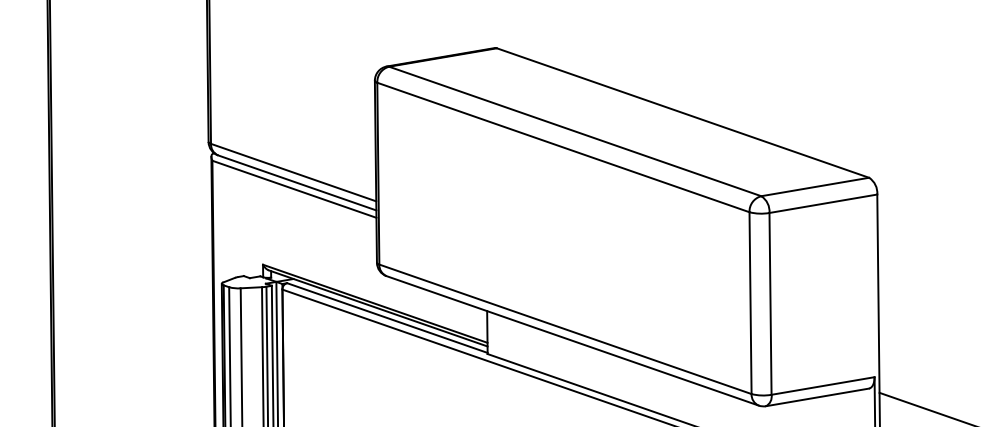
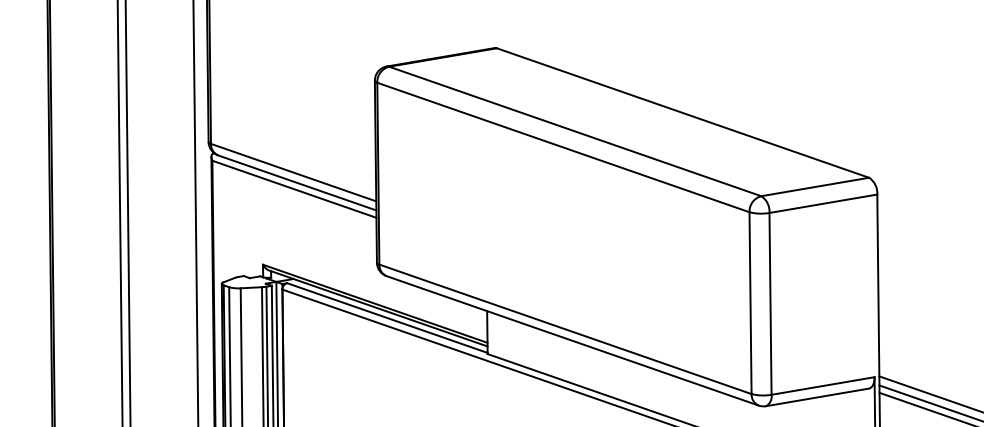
line: none -> present (119, 212)
line: none -> present (127, 212)
line: none -> present (195, 212)
line: none -> present (929, 393)
line: none -> present (929, 402)
